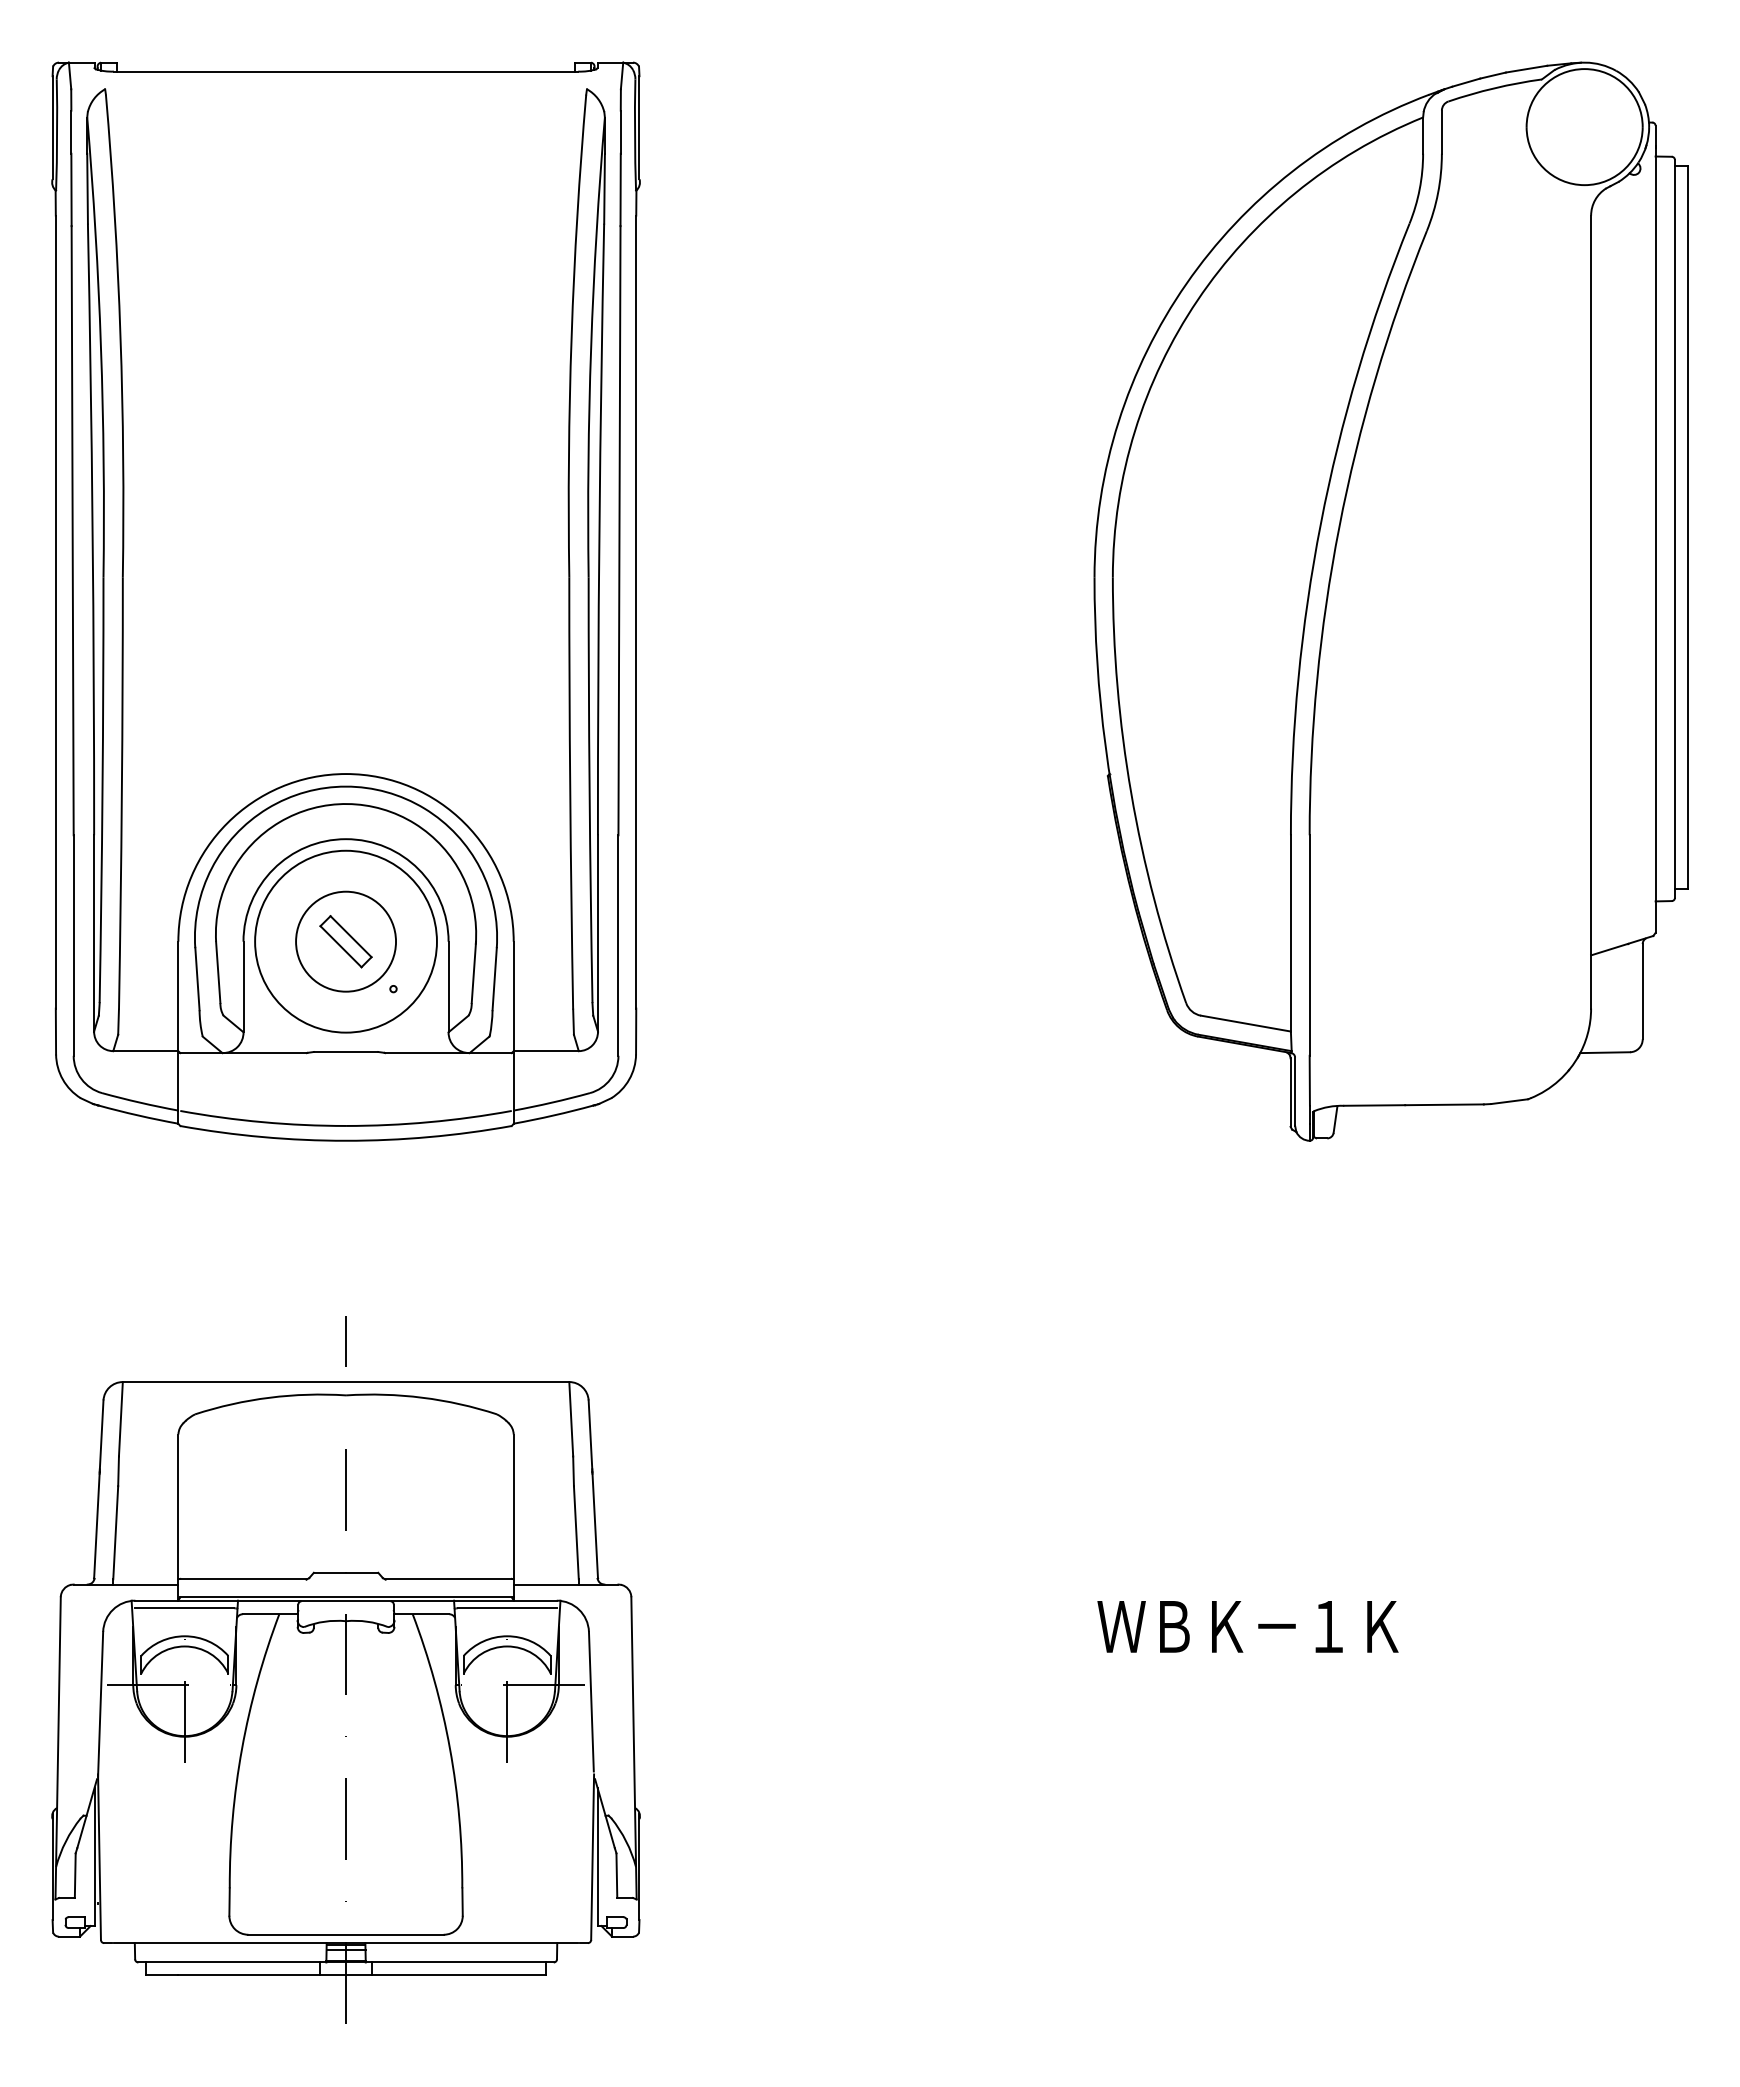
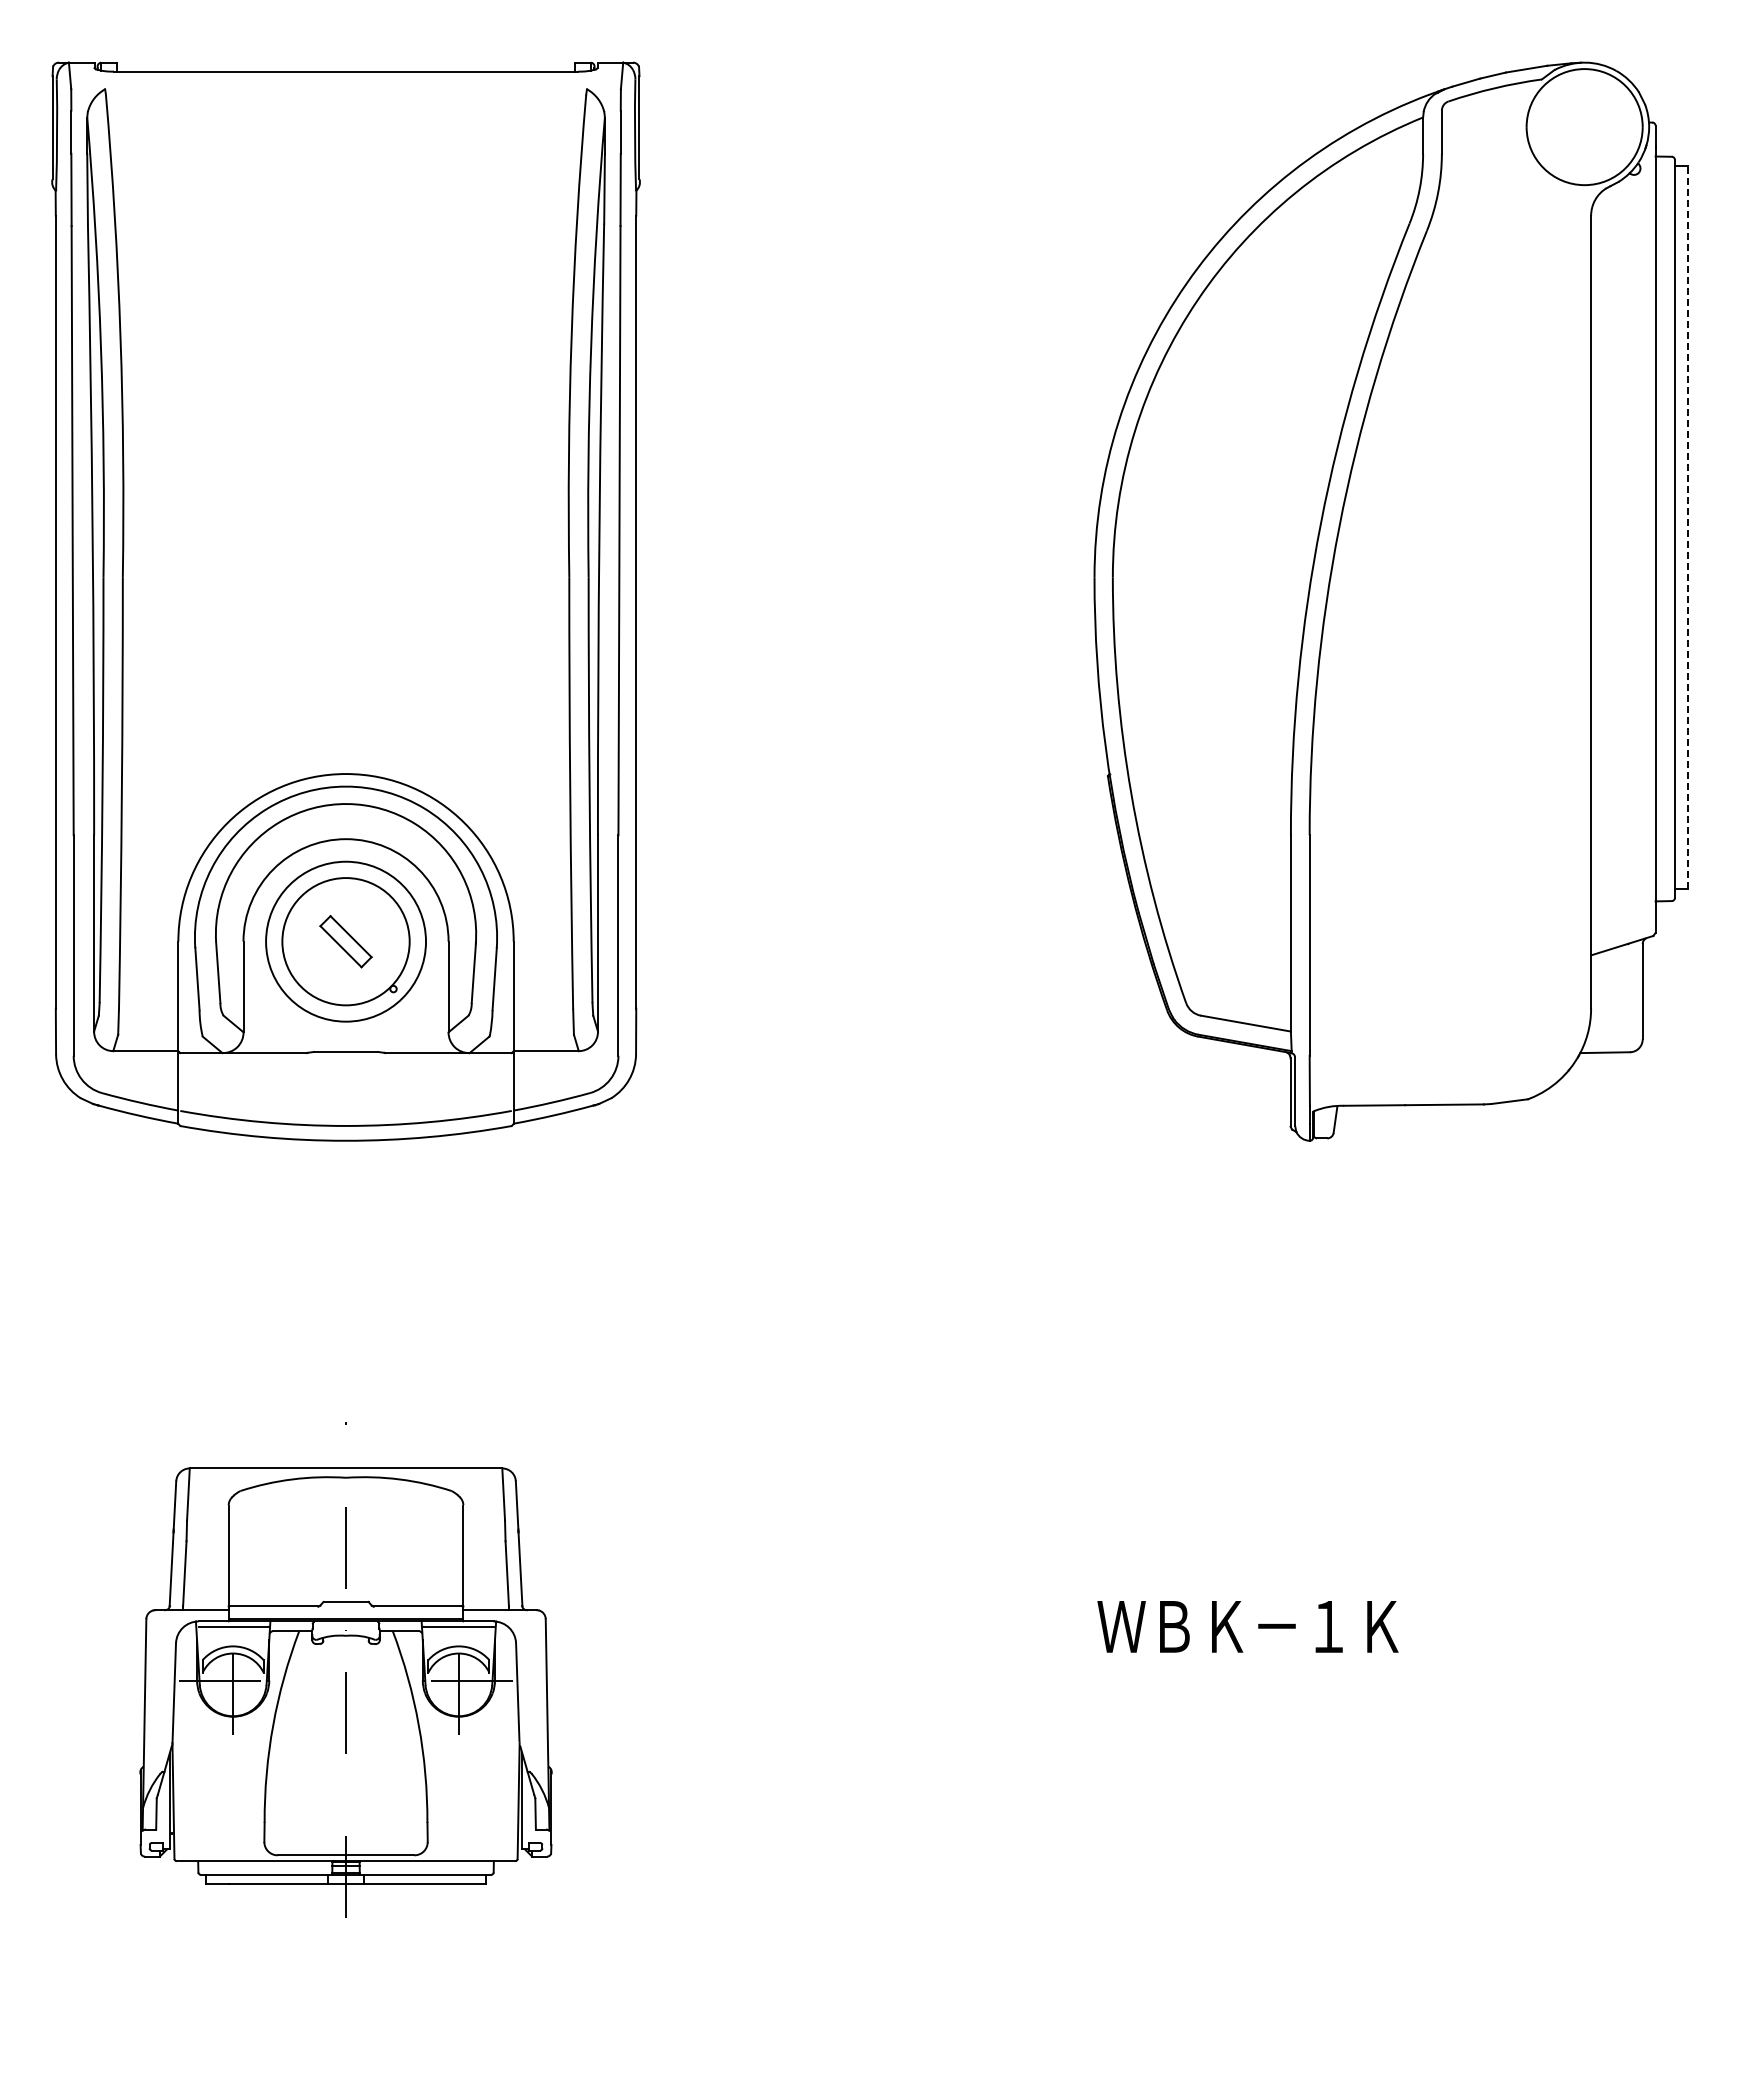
line: solid -> dashed (1687, 526)
circle diameter: 182 px -> 127 px (345, 941)
circle diameter: 100 px -> 160 px (346, 941)
part size: 590x708 px -> 414x496 px (345, 1669)
